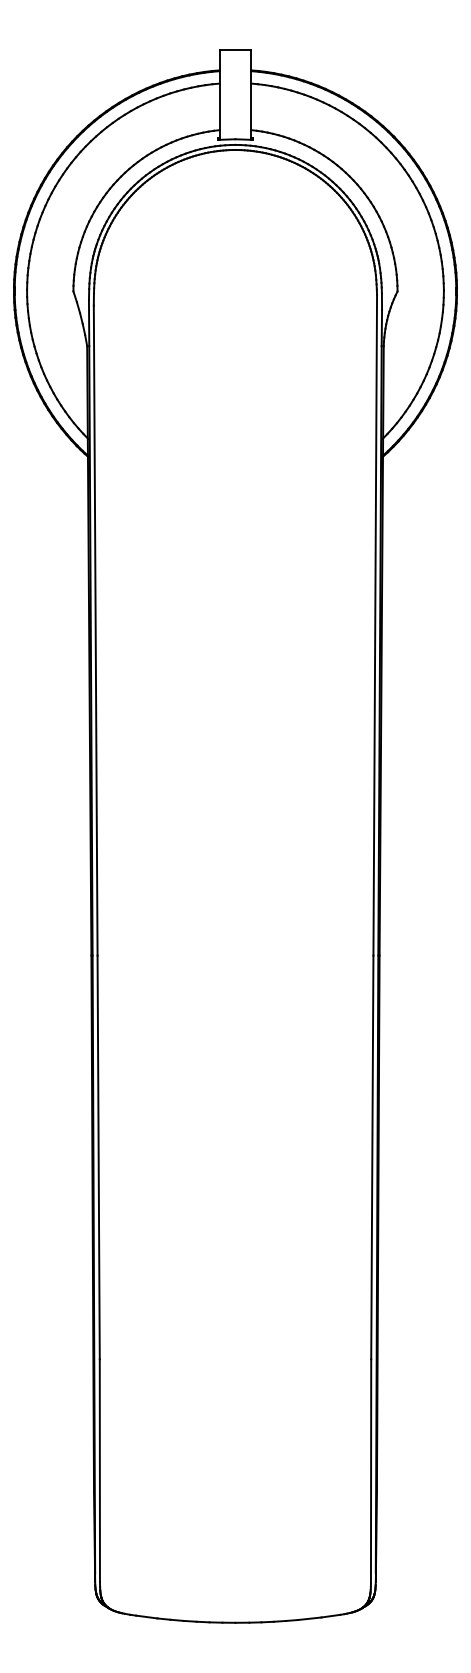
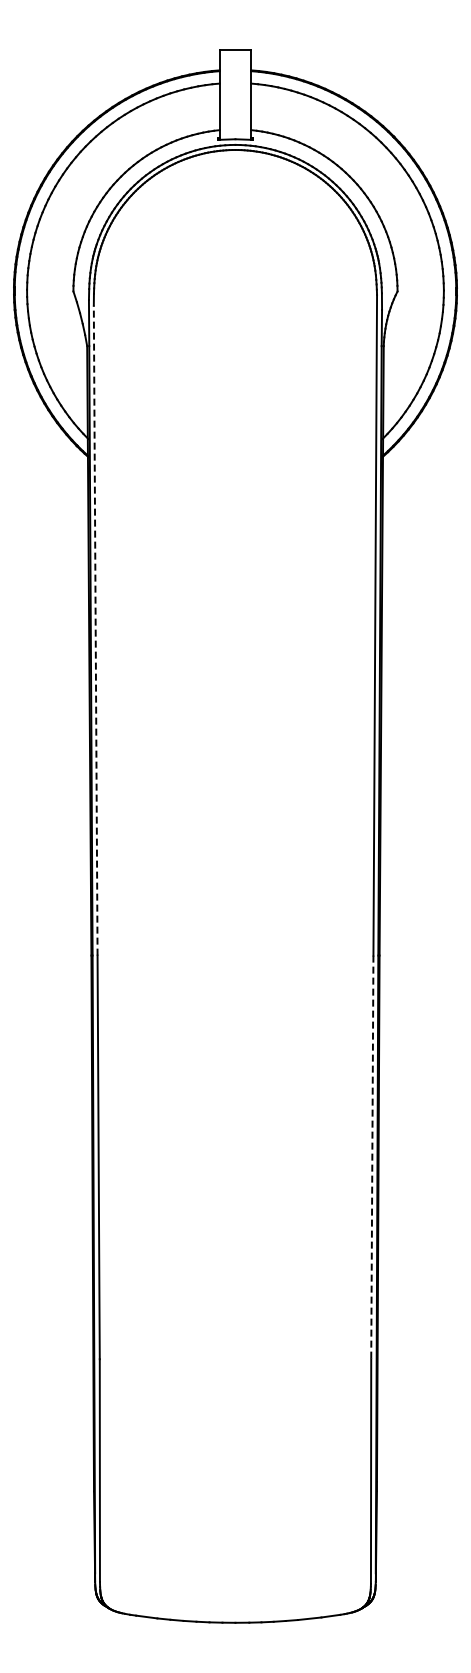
line: solid -> dashed (95, 630)
line: solid -> dashed (372, 1157)
